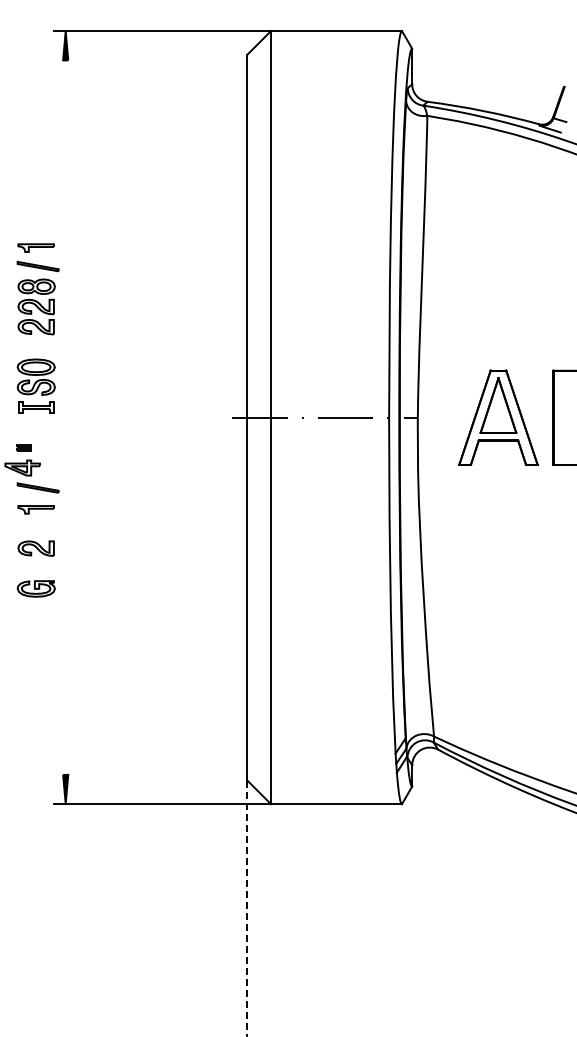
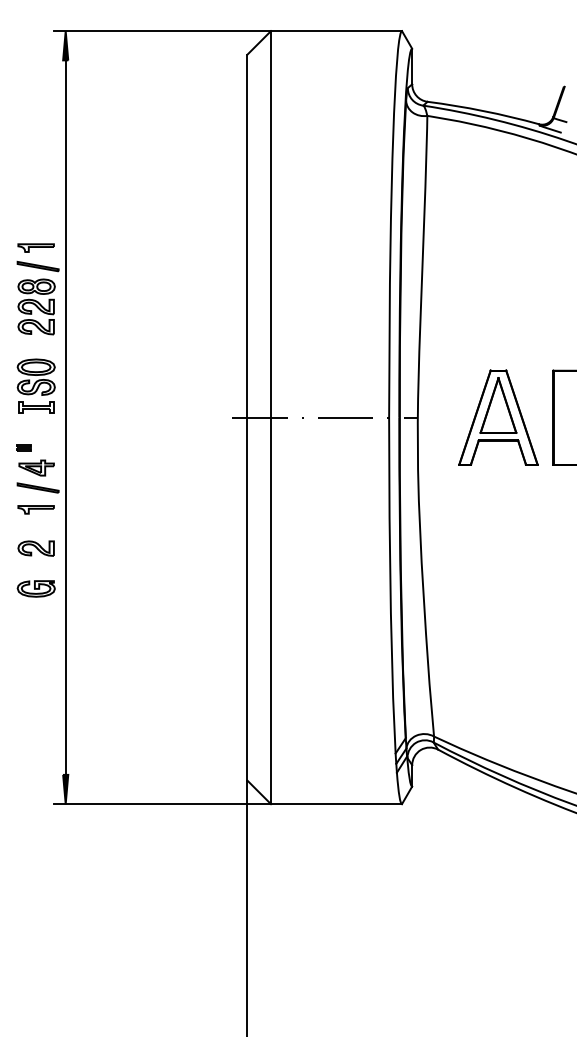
line: none -> present (65, 417)
part position: (22, 467) -> (36, 467) (36, 467)
line: dashed -> solid (247, 908)
